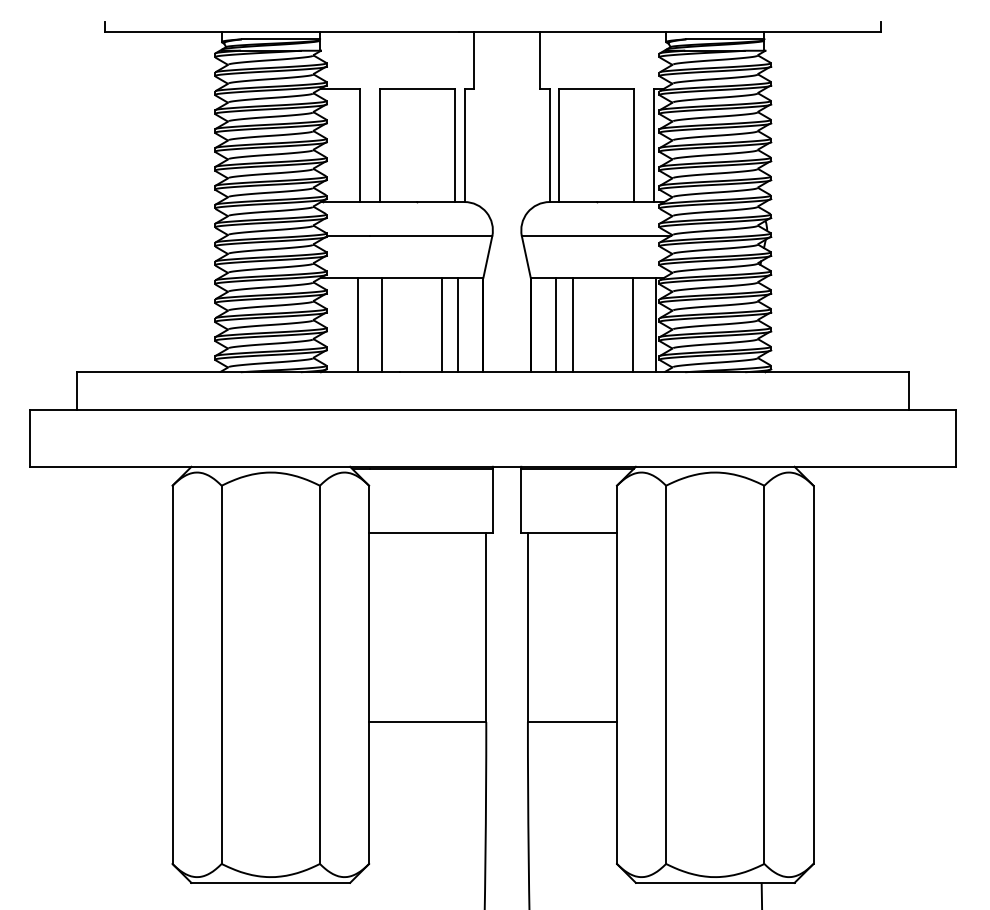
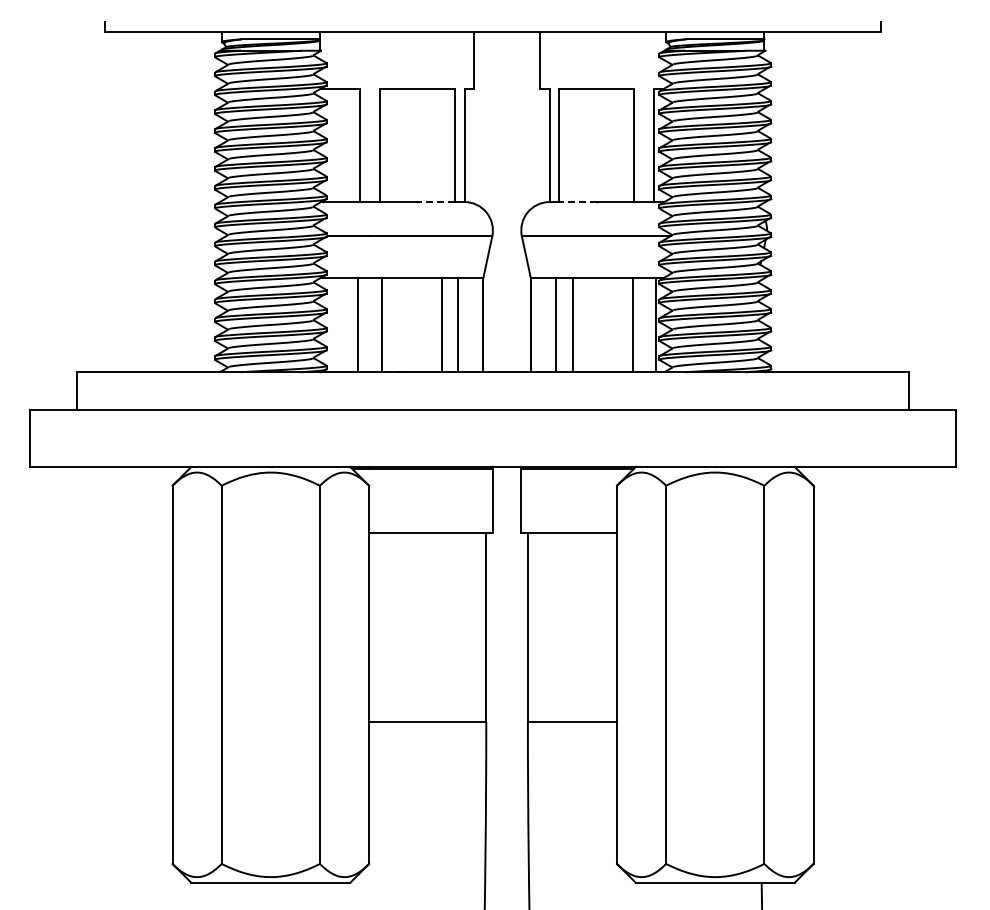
line: solid -> dashed (436, 202)
line: solid -> dashed (578, 202)
